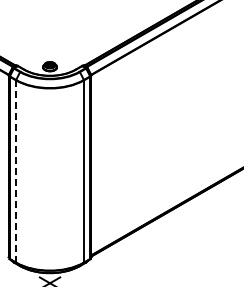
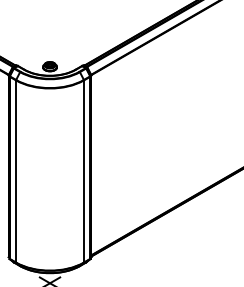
line: dashed -> solid (16, 171)
